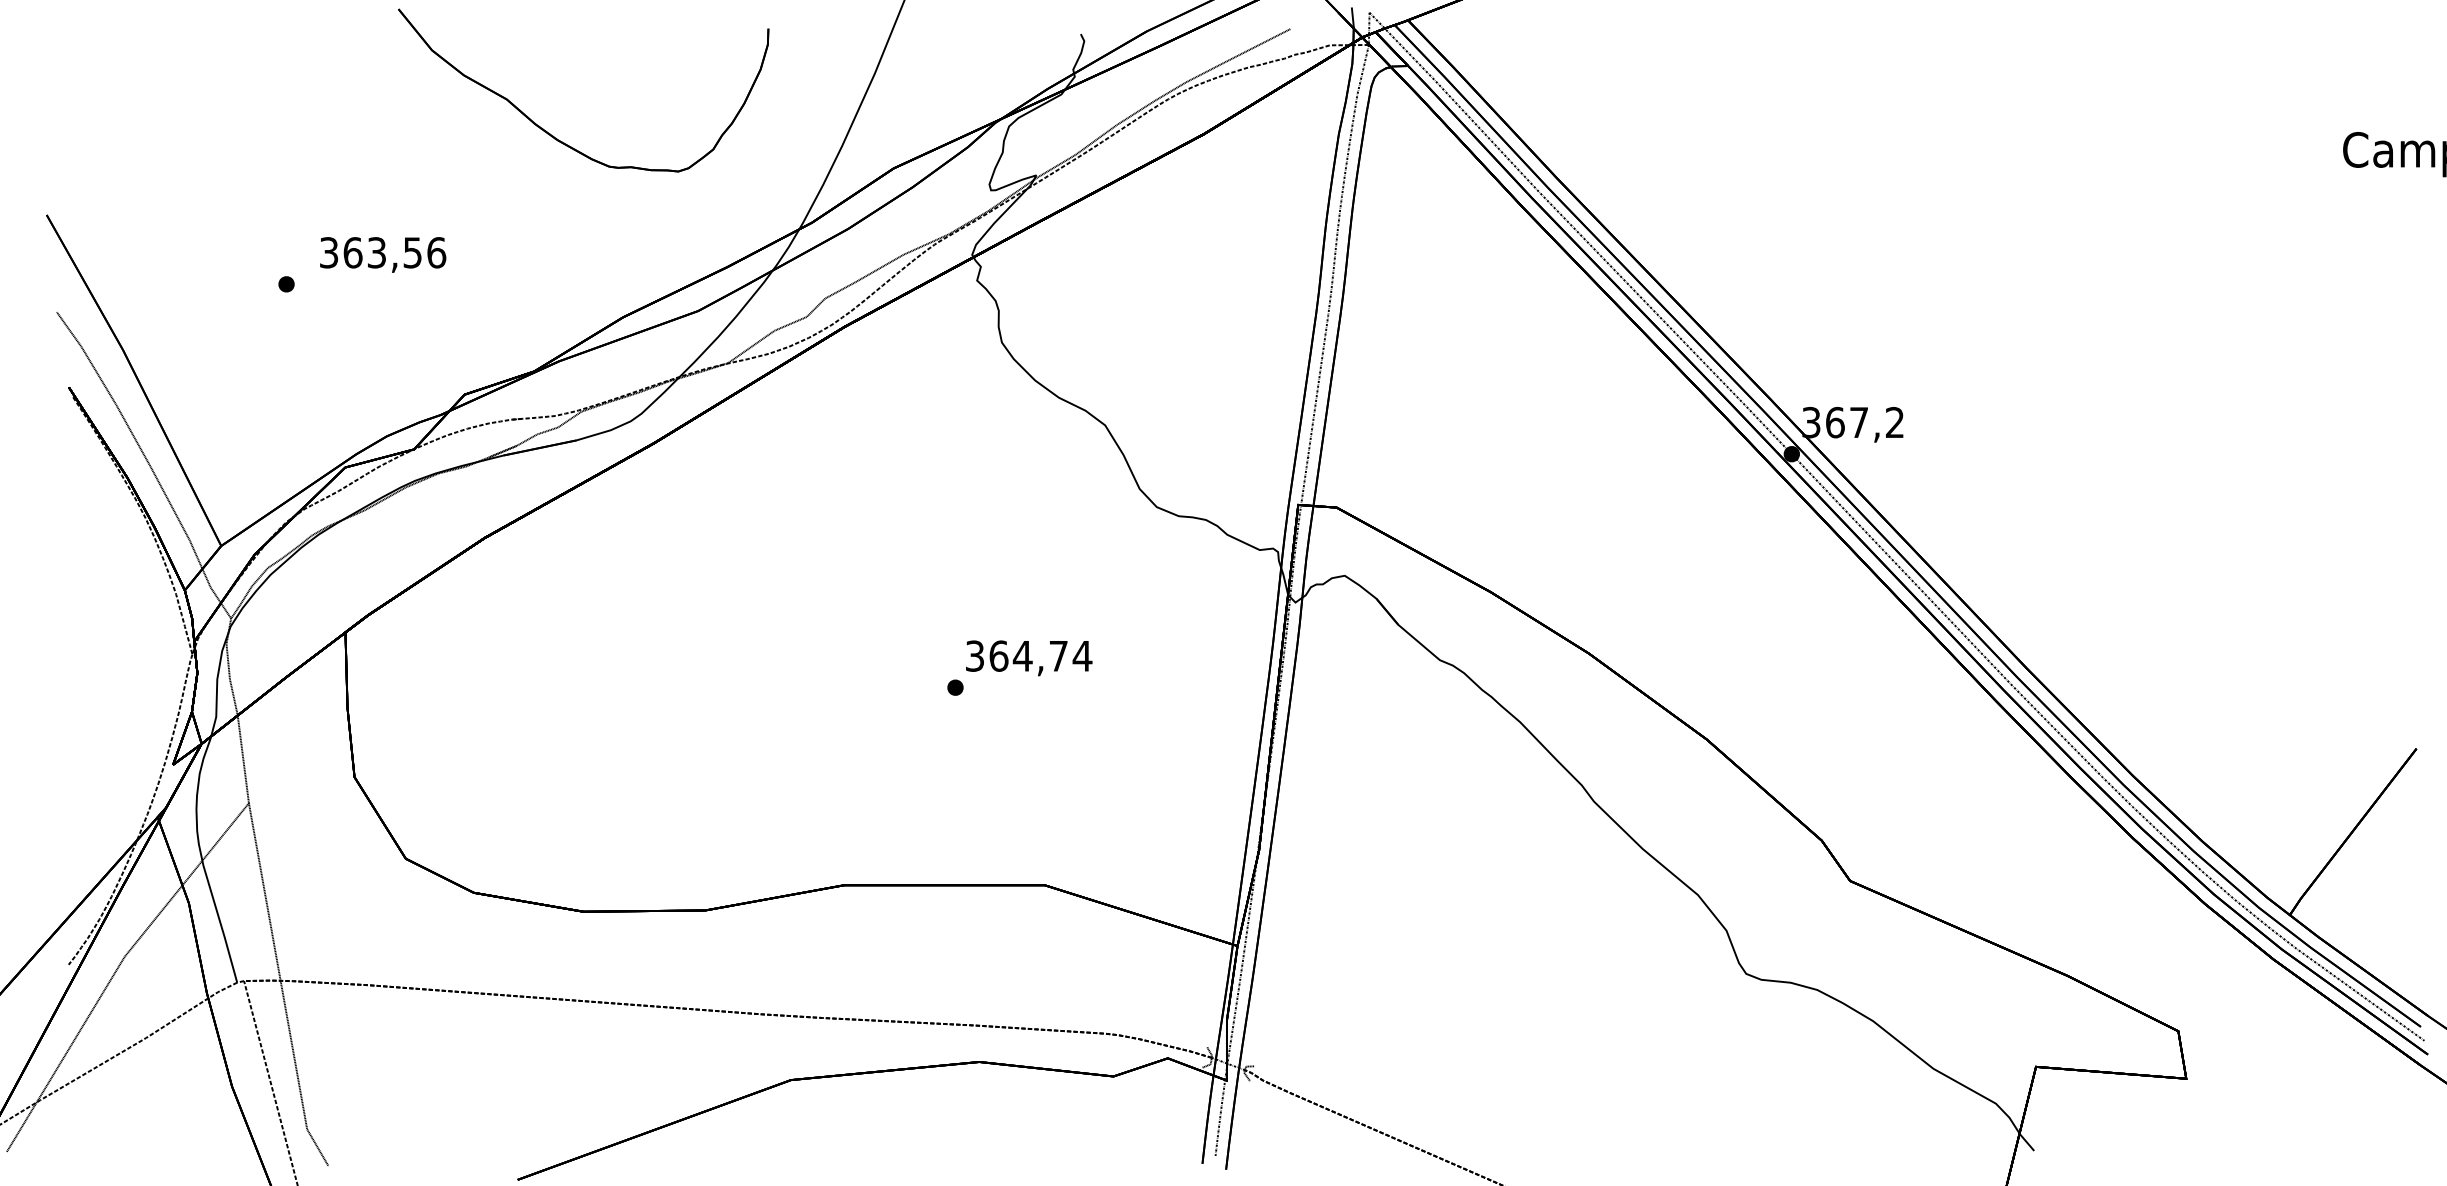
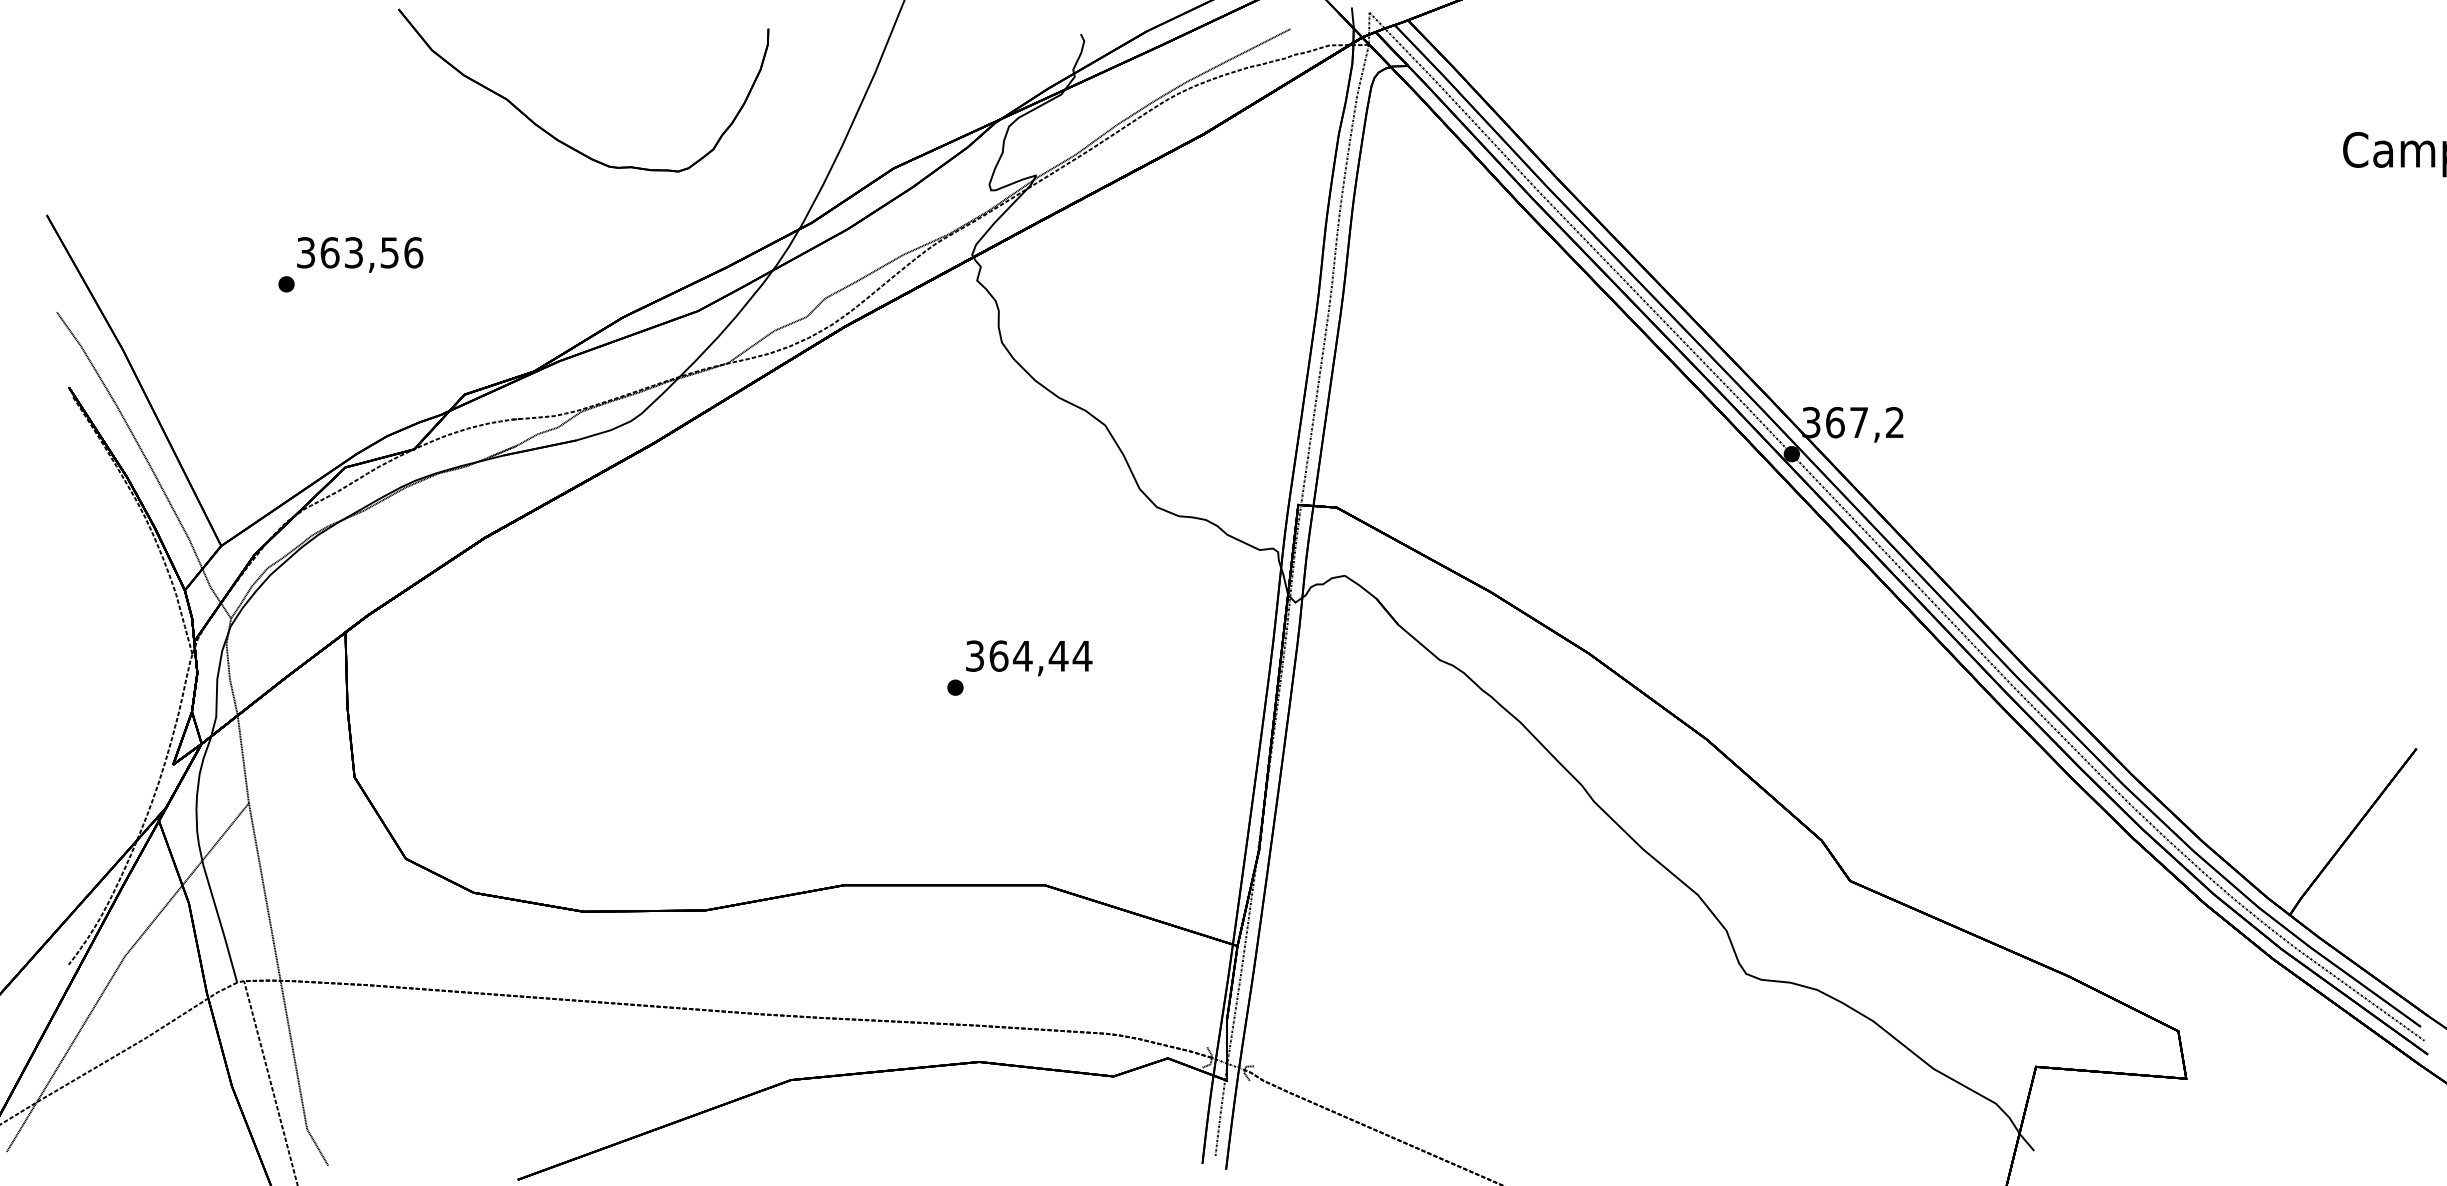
text position: (383, 254) -> (360, 254) (360, 254)
text: 364,74 -> 364,44 (1058, 656)
